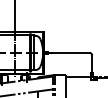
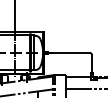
line: none -> present (85, 89)
